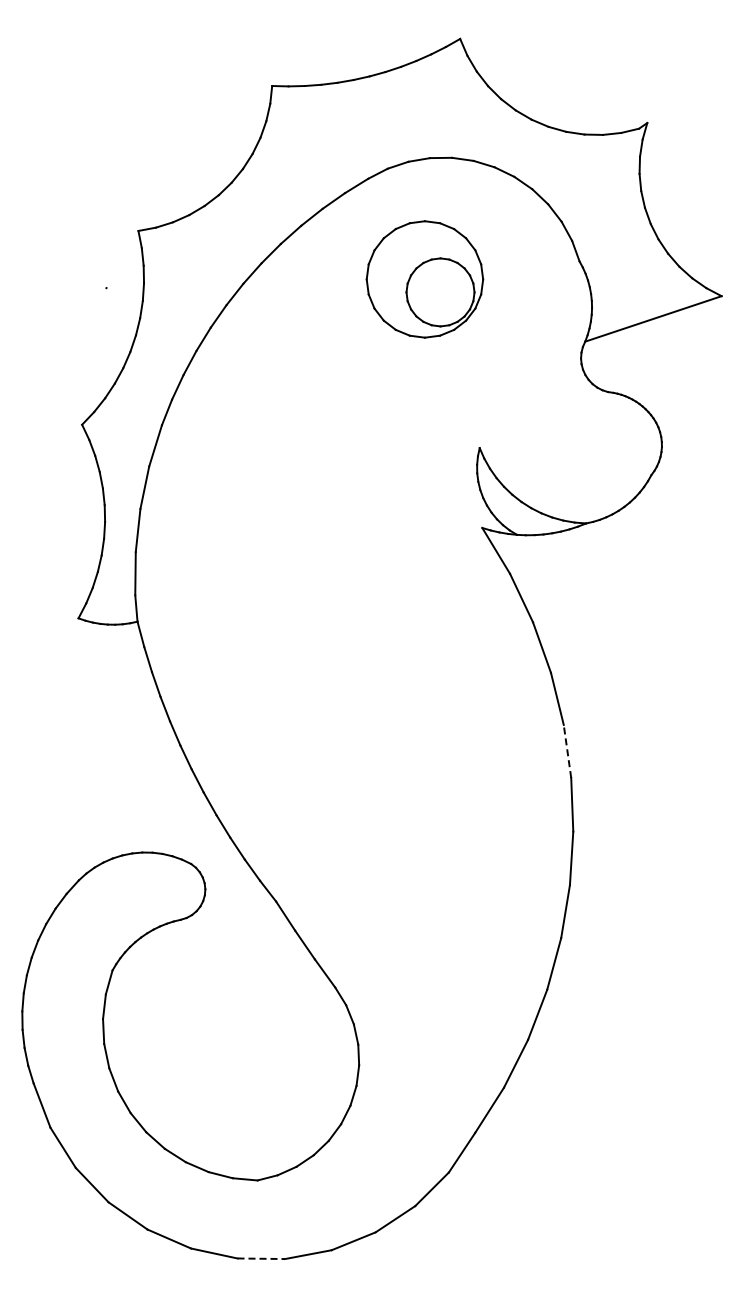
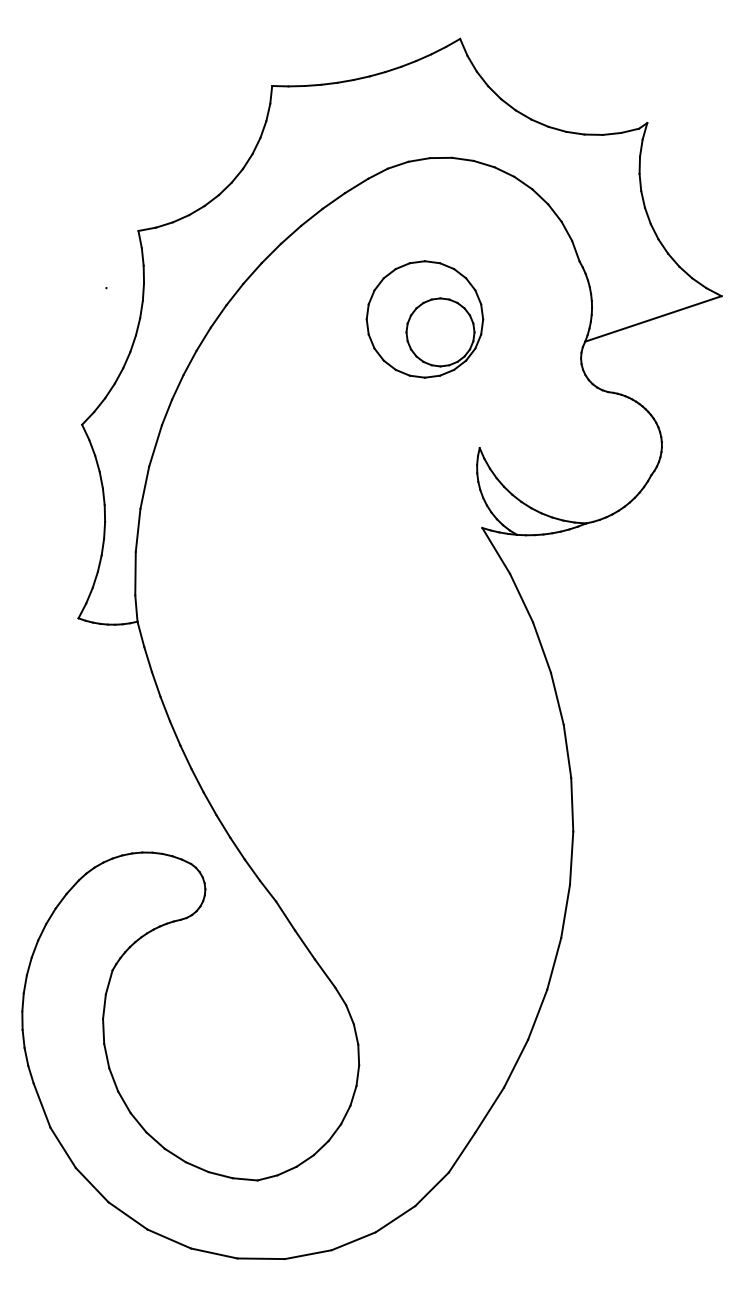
part position: (424, 279) -> (424, 319) (424, 319)
line: dashed -> solid (567, 751)
line: dashed -> solid (261, 1258)
